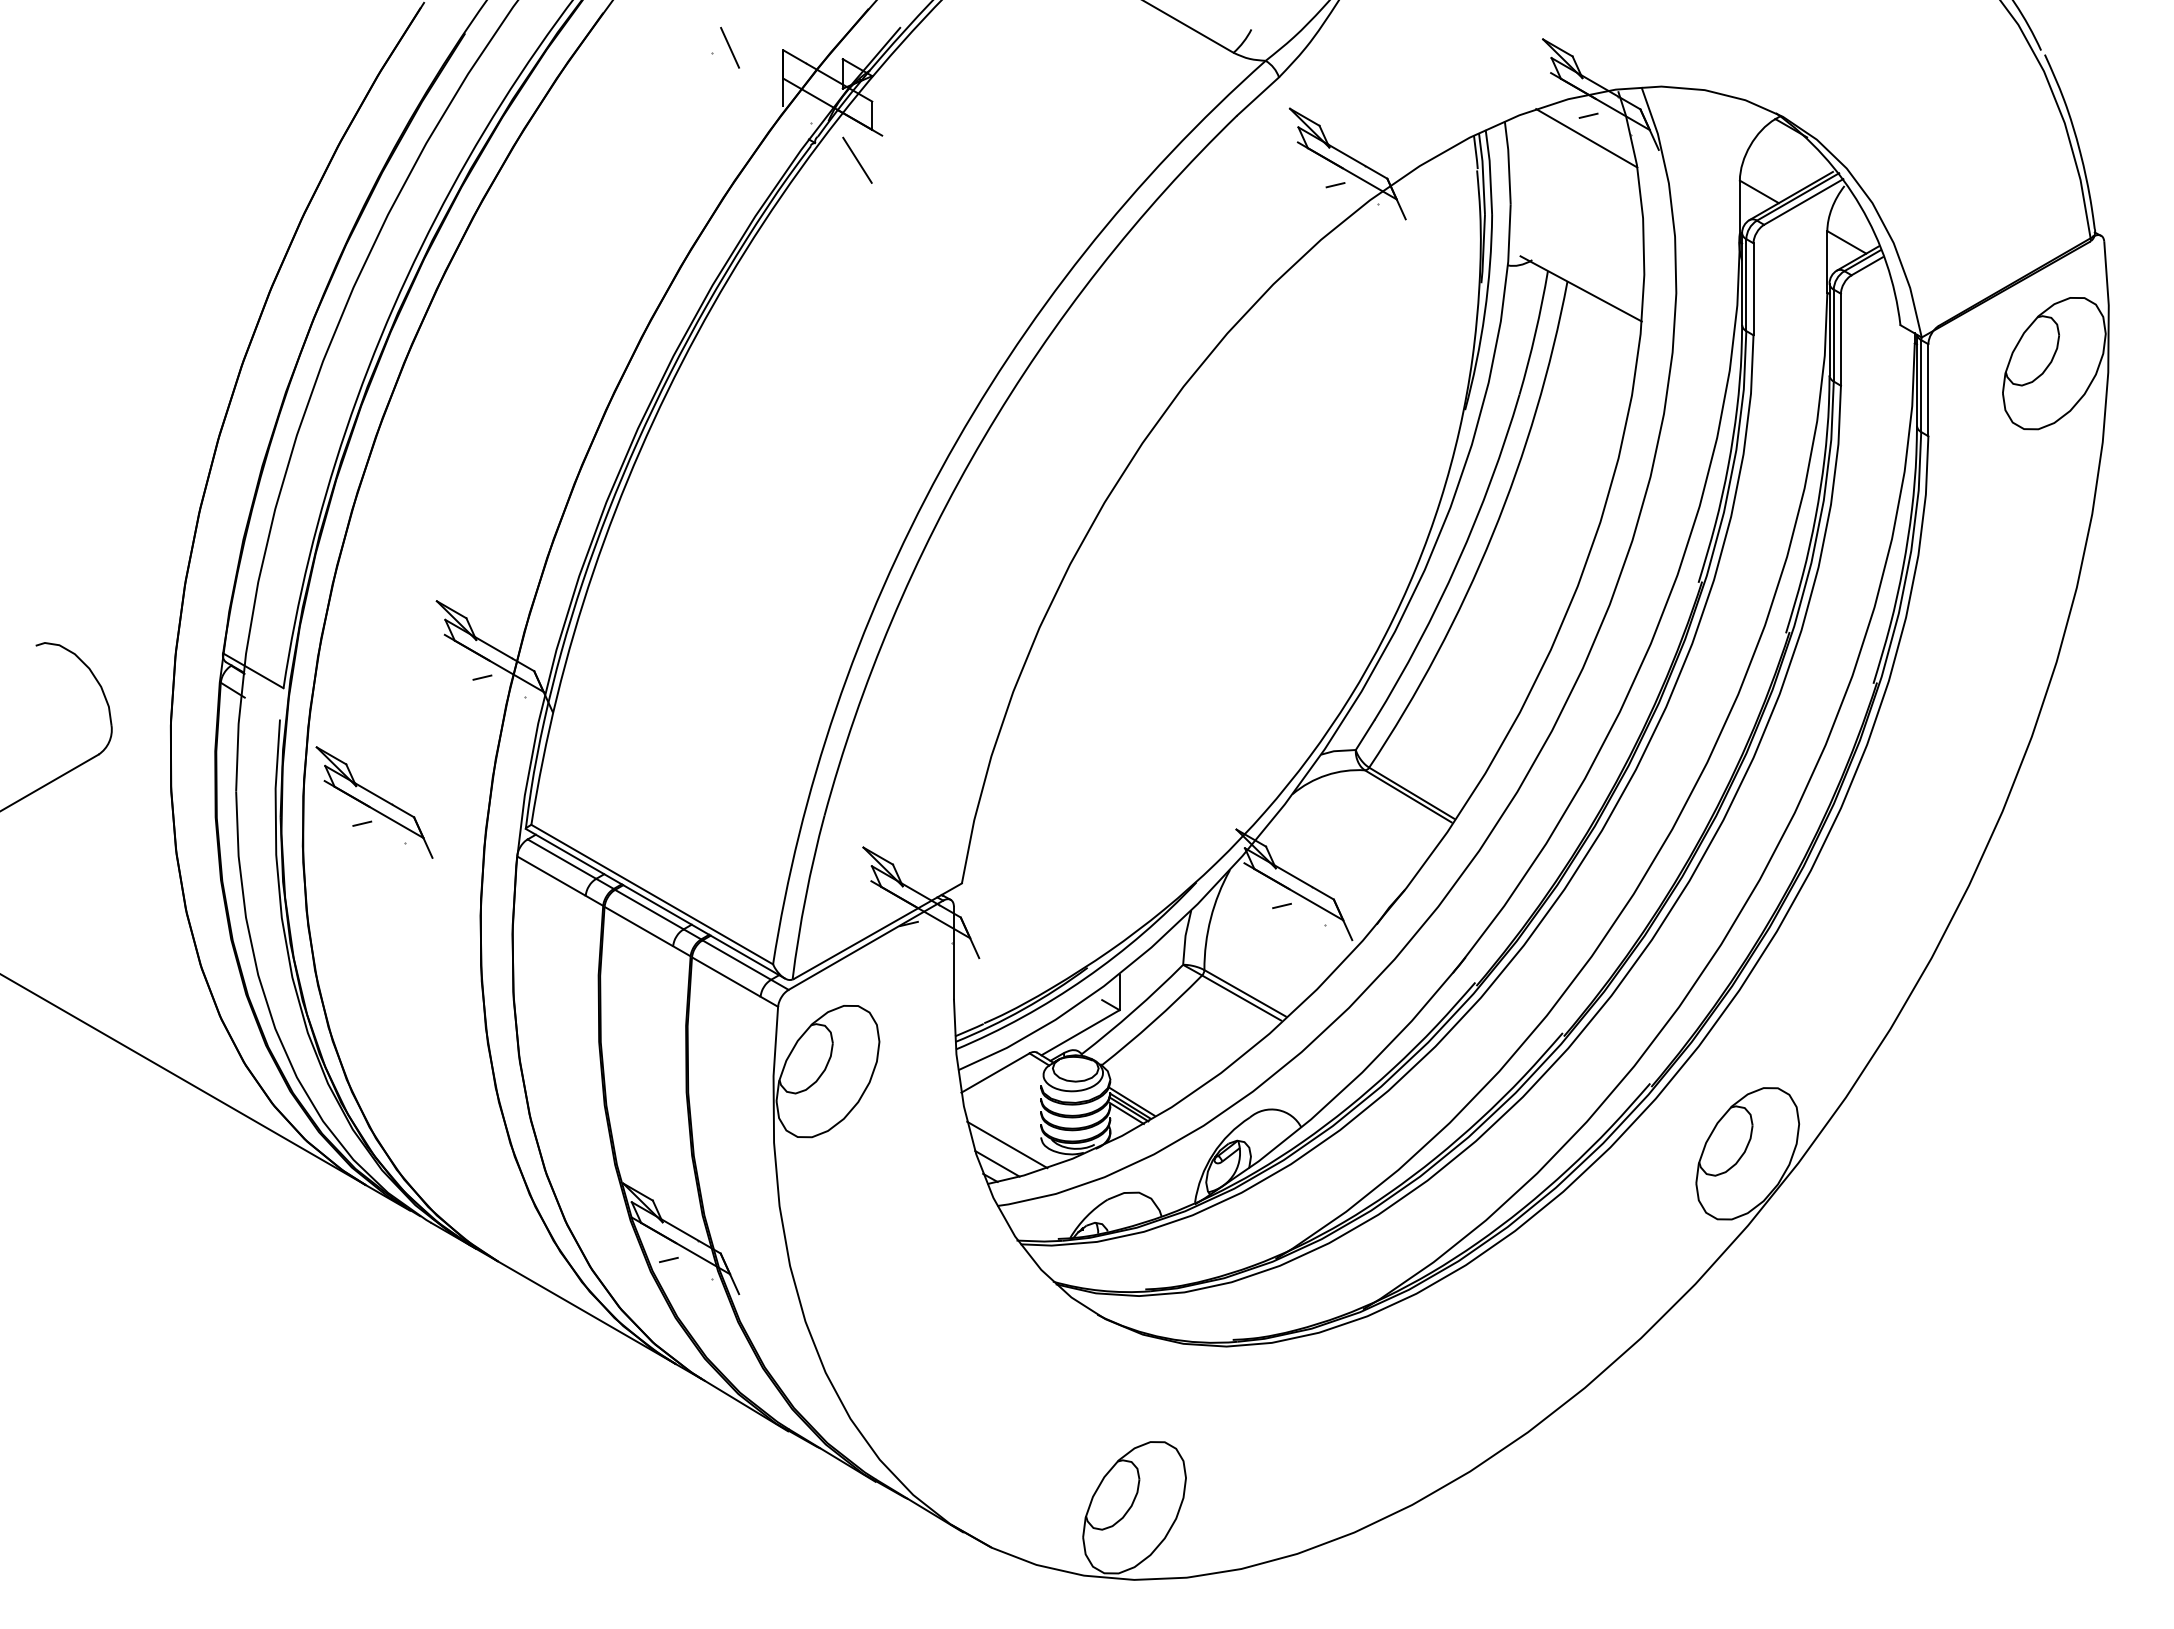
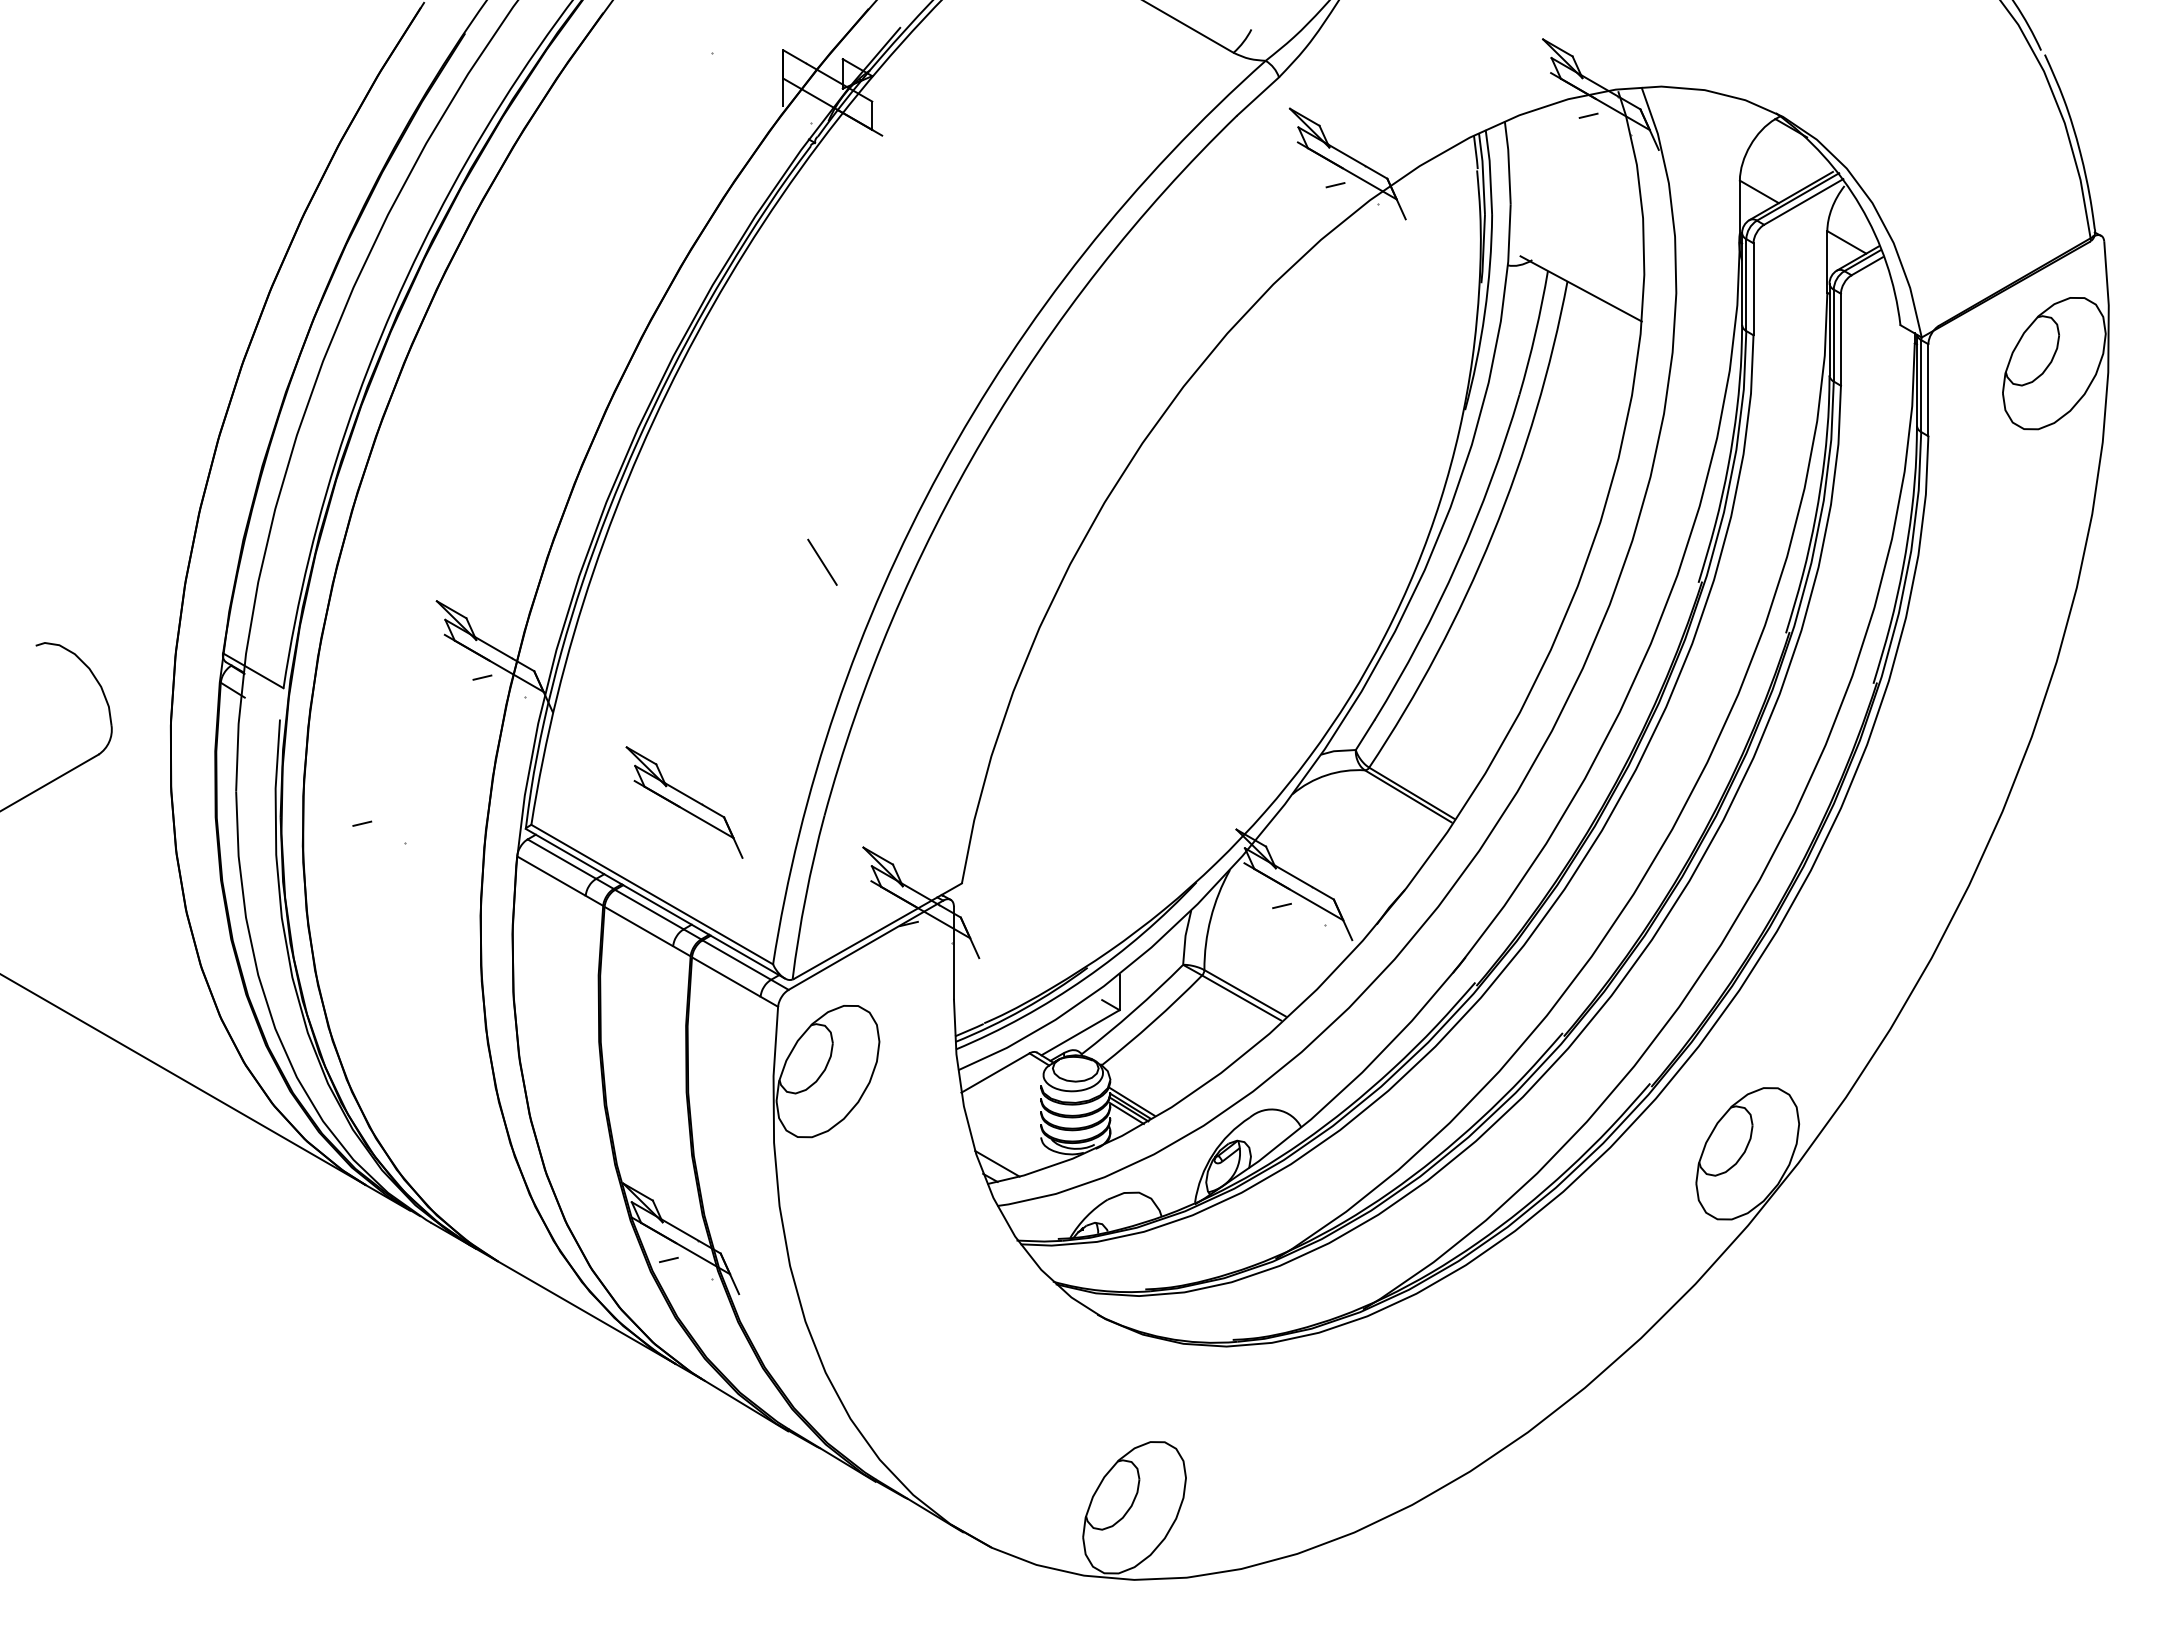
line: present -> none (729, 47)
line: present -> none (1586, 138)
line position: (857, 159) -> (822, 561) (822, 561)
part position: (374, 802) -> (684, 802) (684, 802)
line: present -> none (1007, 1144)
